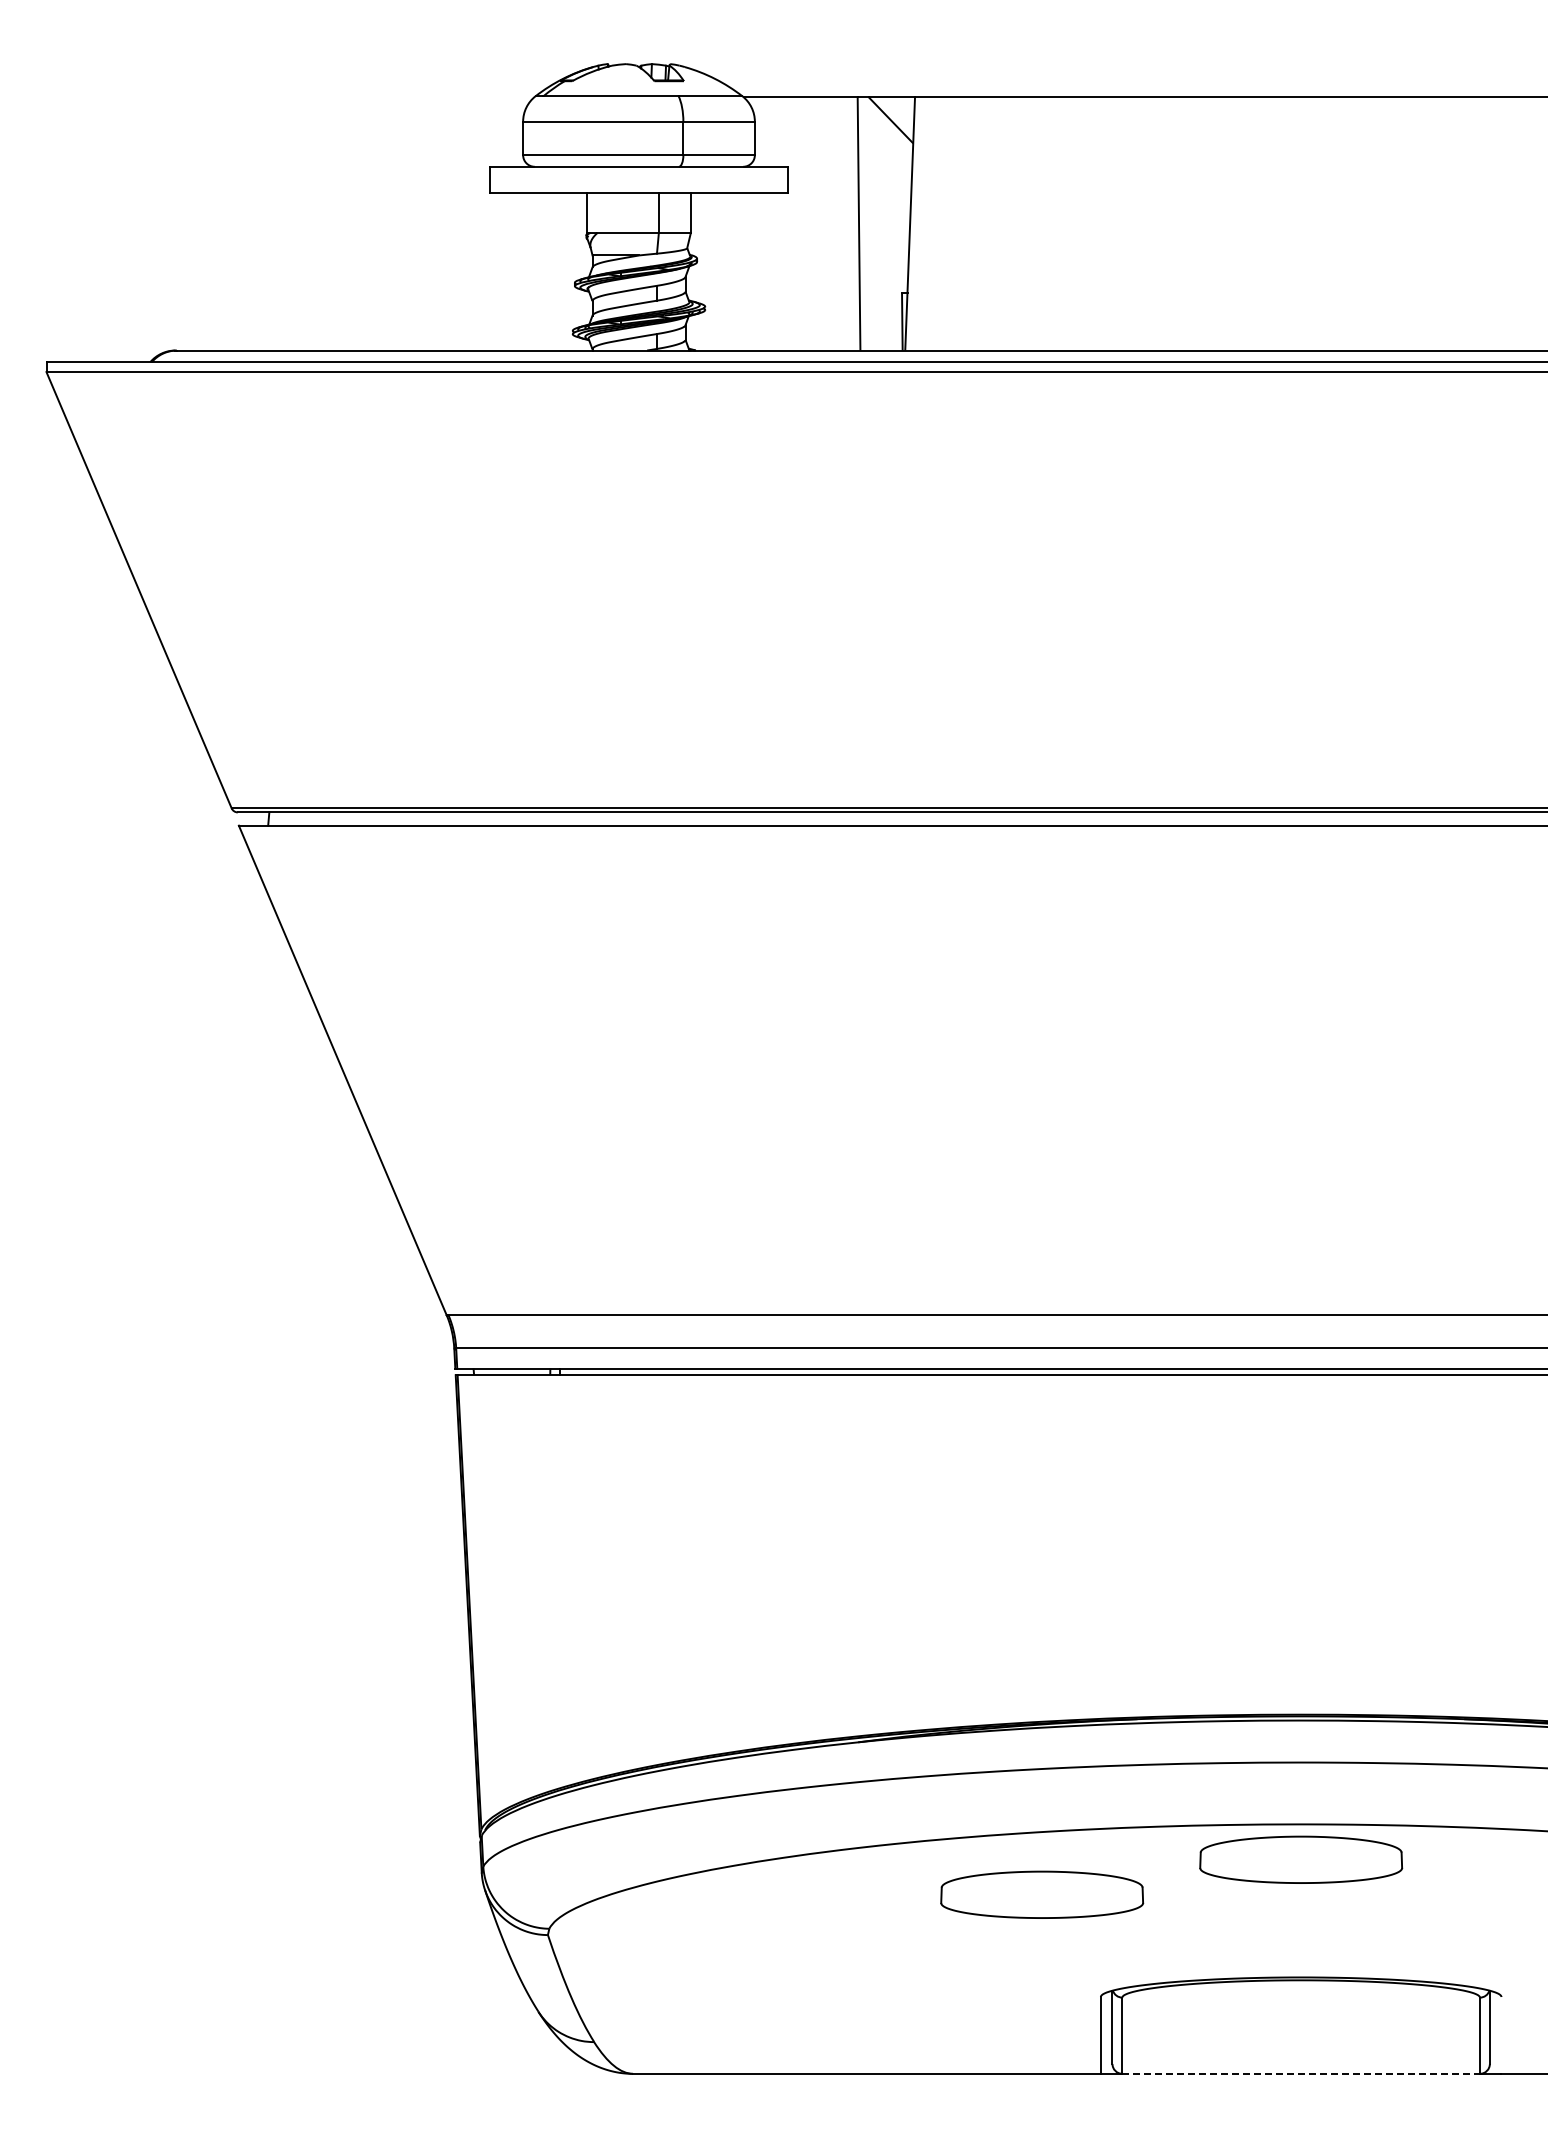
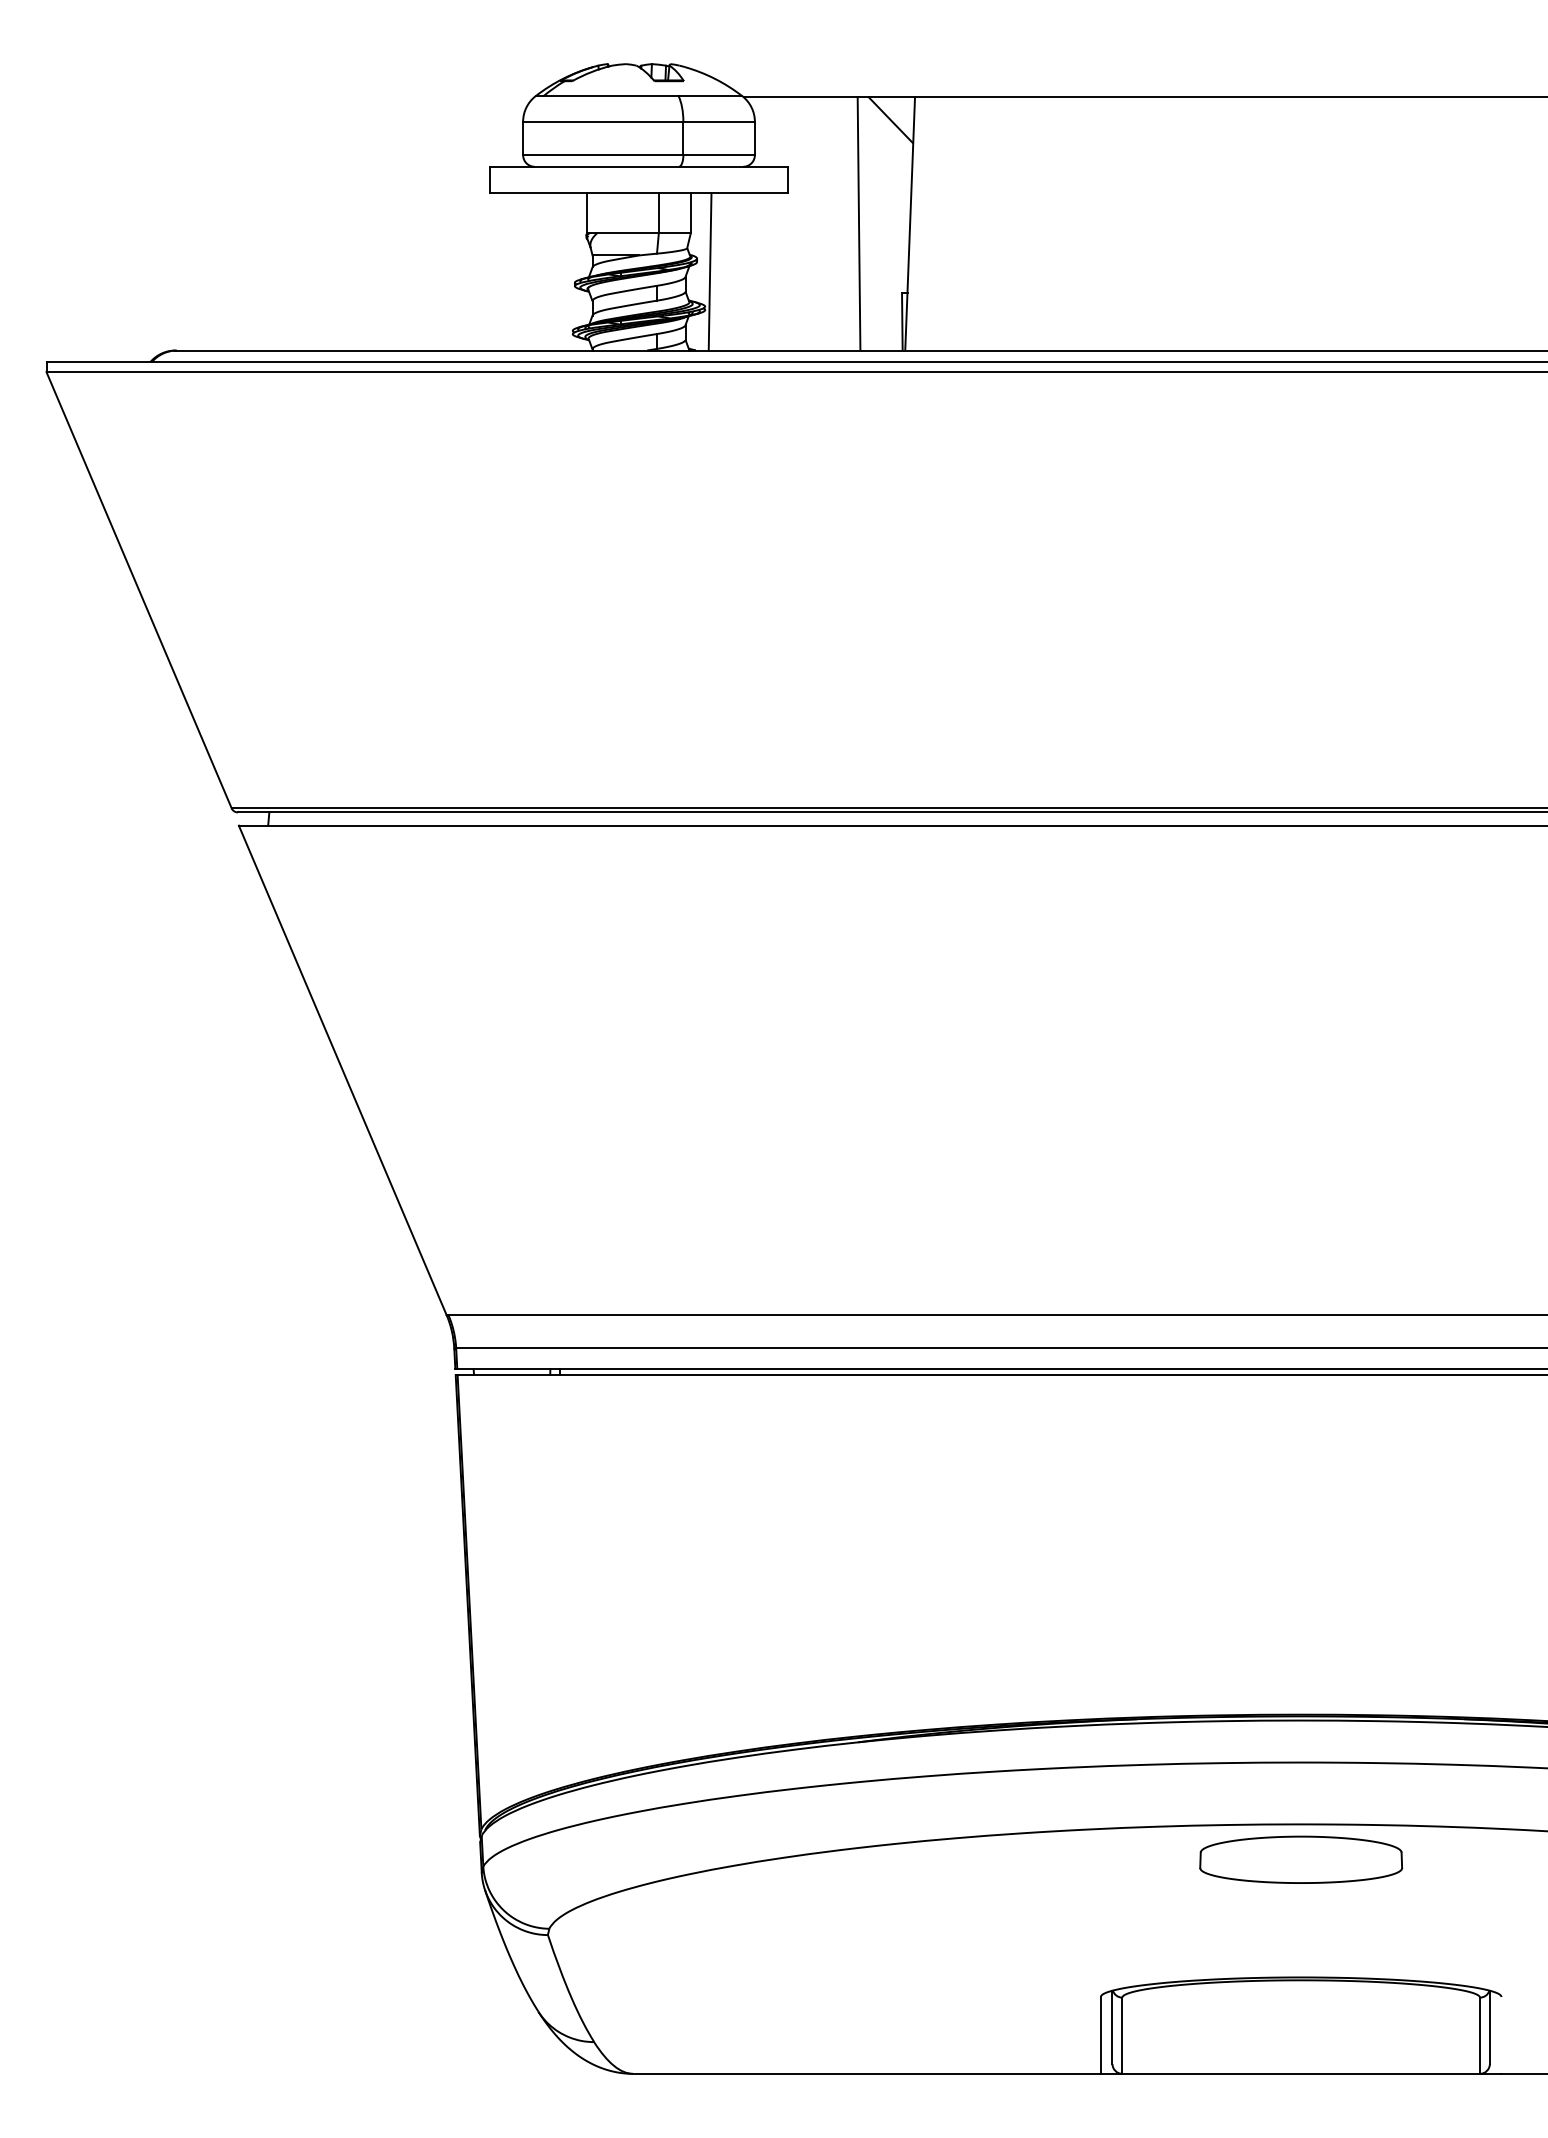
line: none -> present (709, 271)
part: present -> none (1042, 1894)
line: dashed -> solid (1301, 2073)
